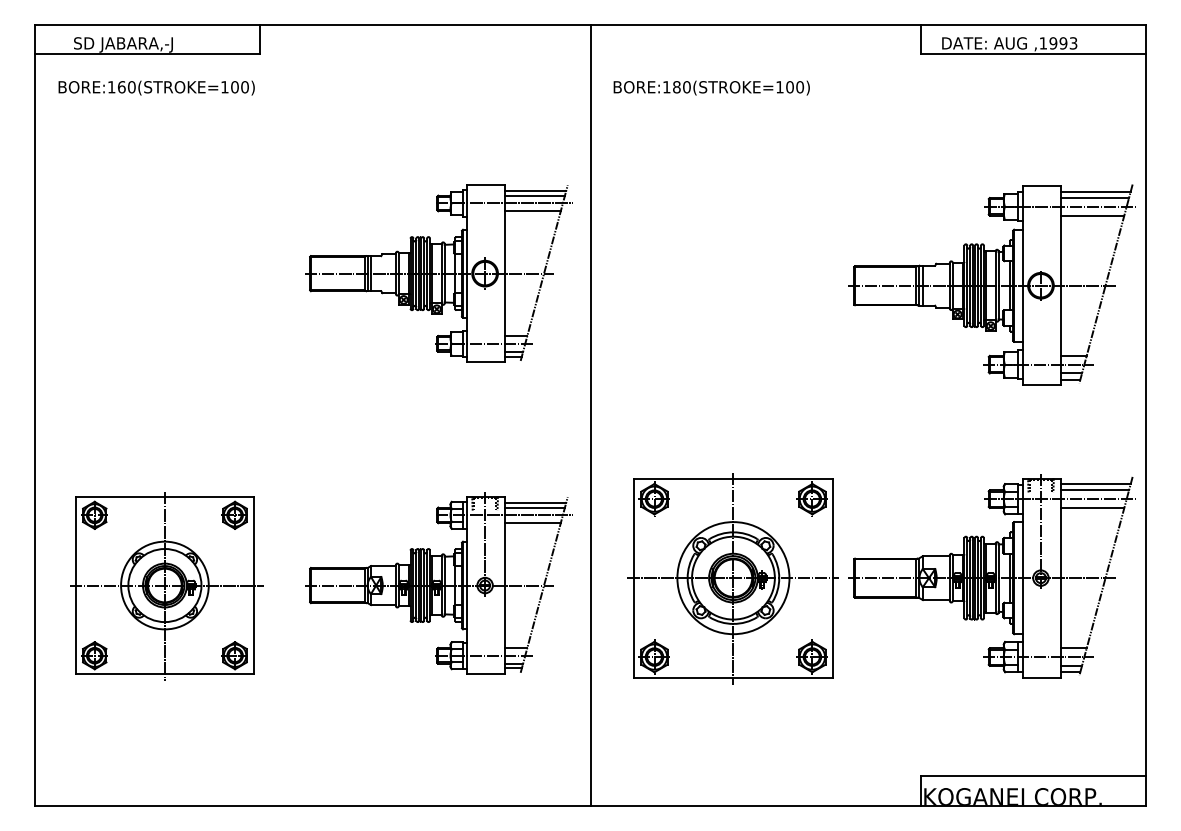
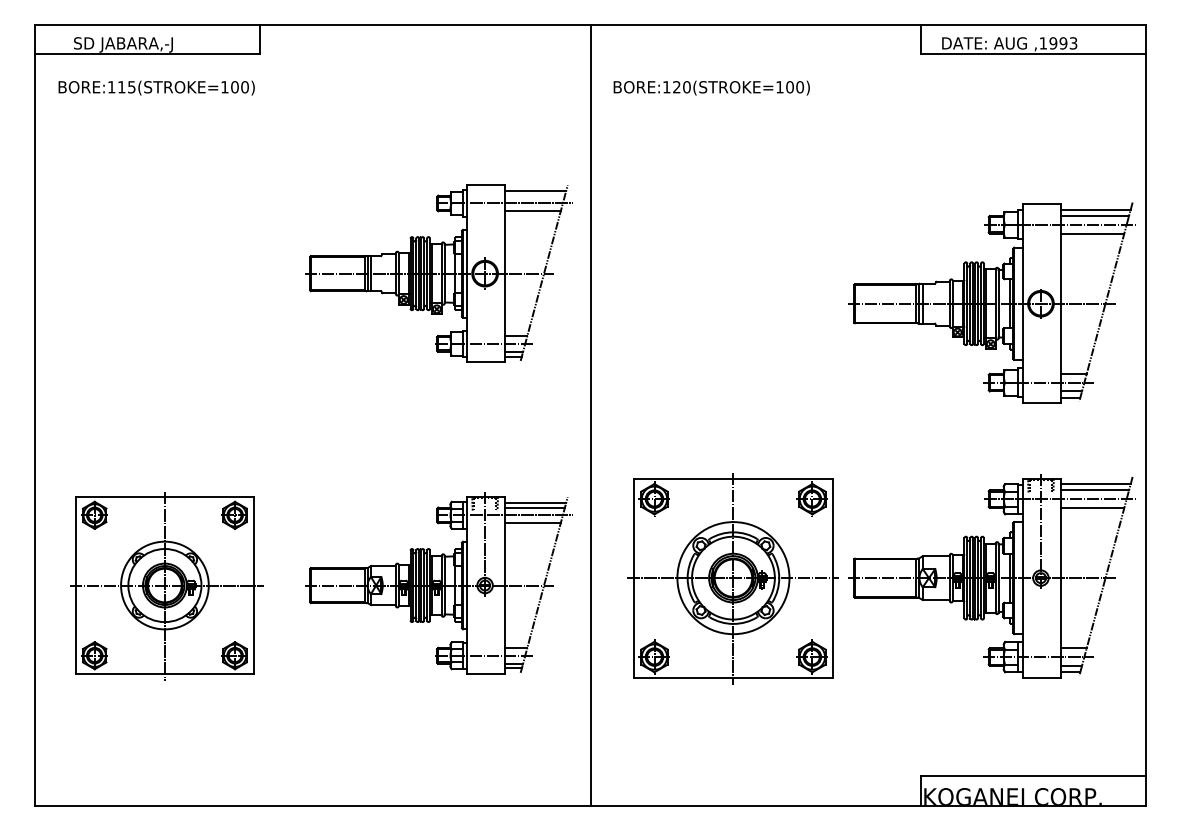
text: BORE:160(STROKE=100) -> BORE:115(STROKE=100) (126, 87)
text: BORE:180(STROKE=100) -> BORE:120(STROKE=100) (676, 87)
line: present -> none (534, 195)
part position: (991, 284) -> (991, 302) (991, 302)
